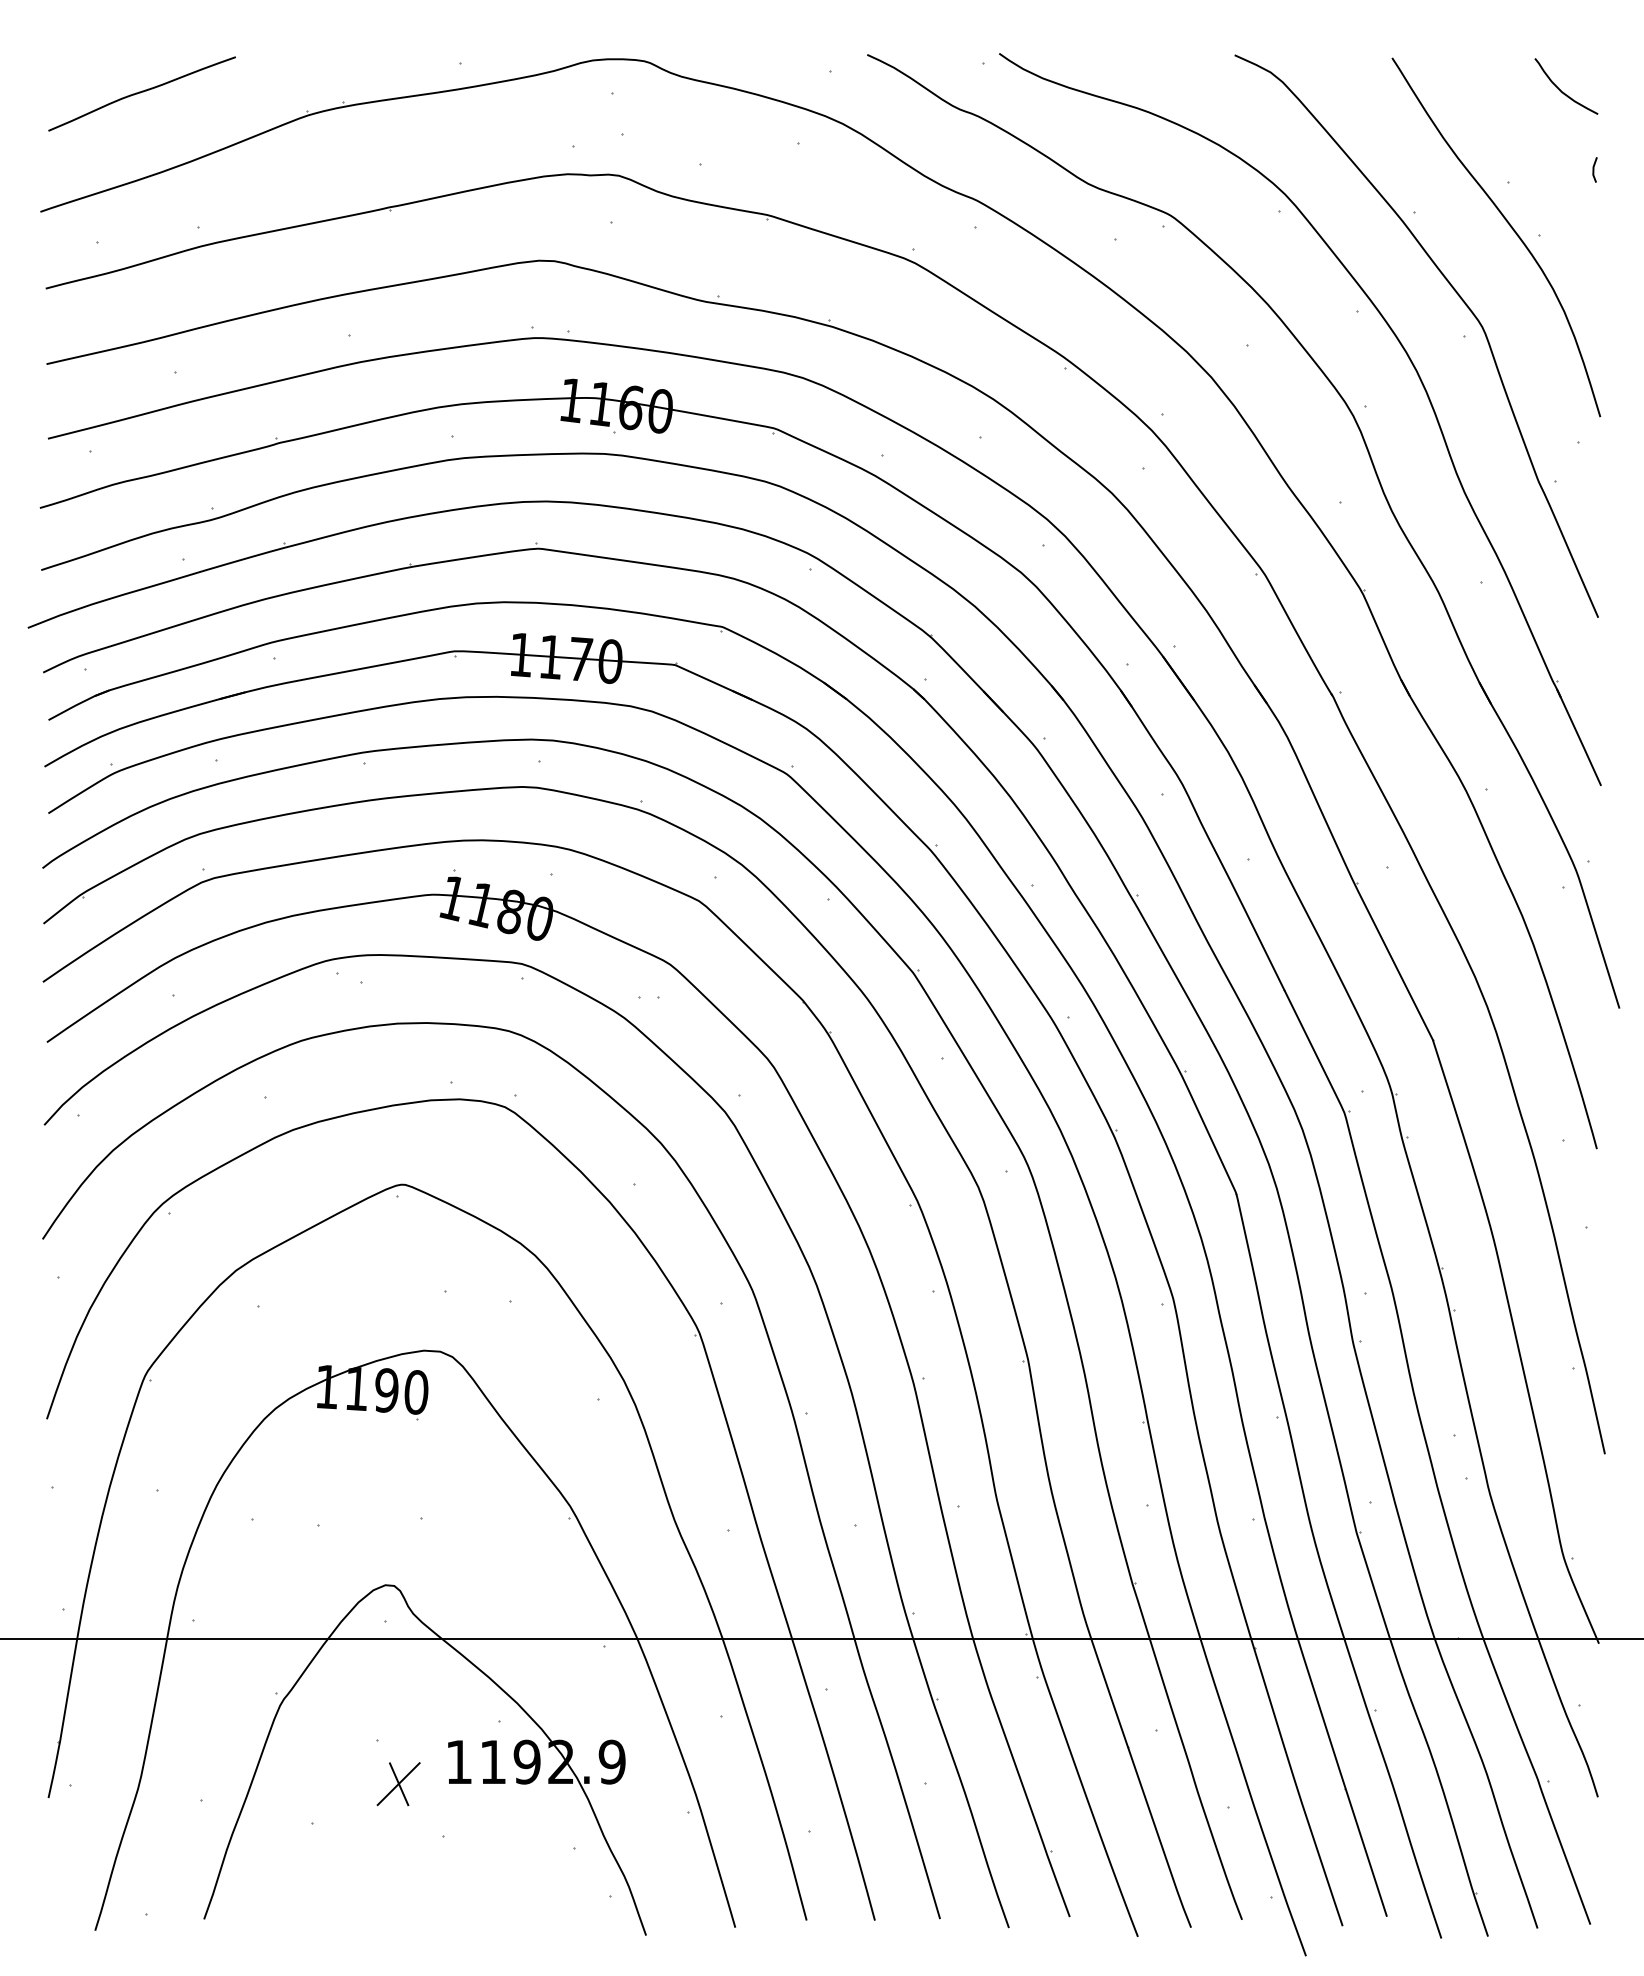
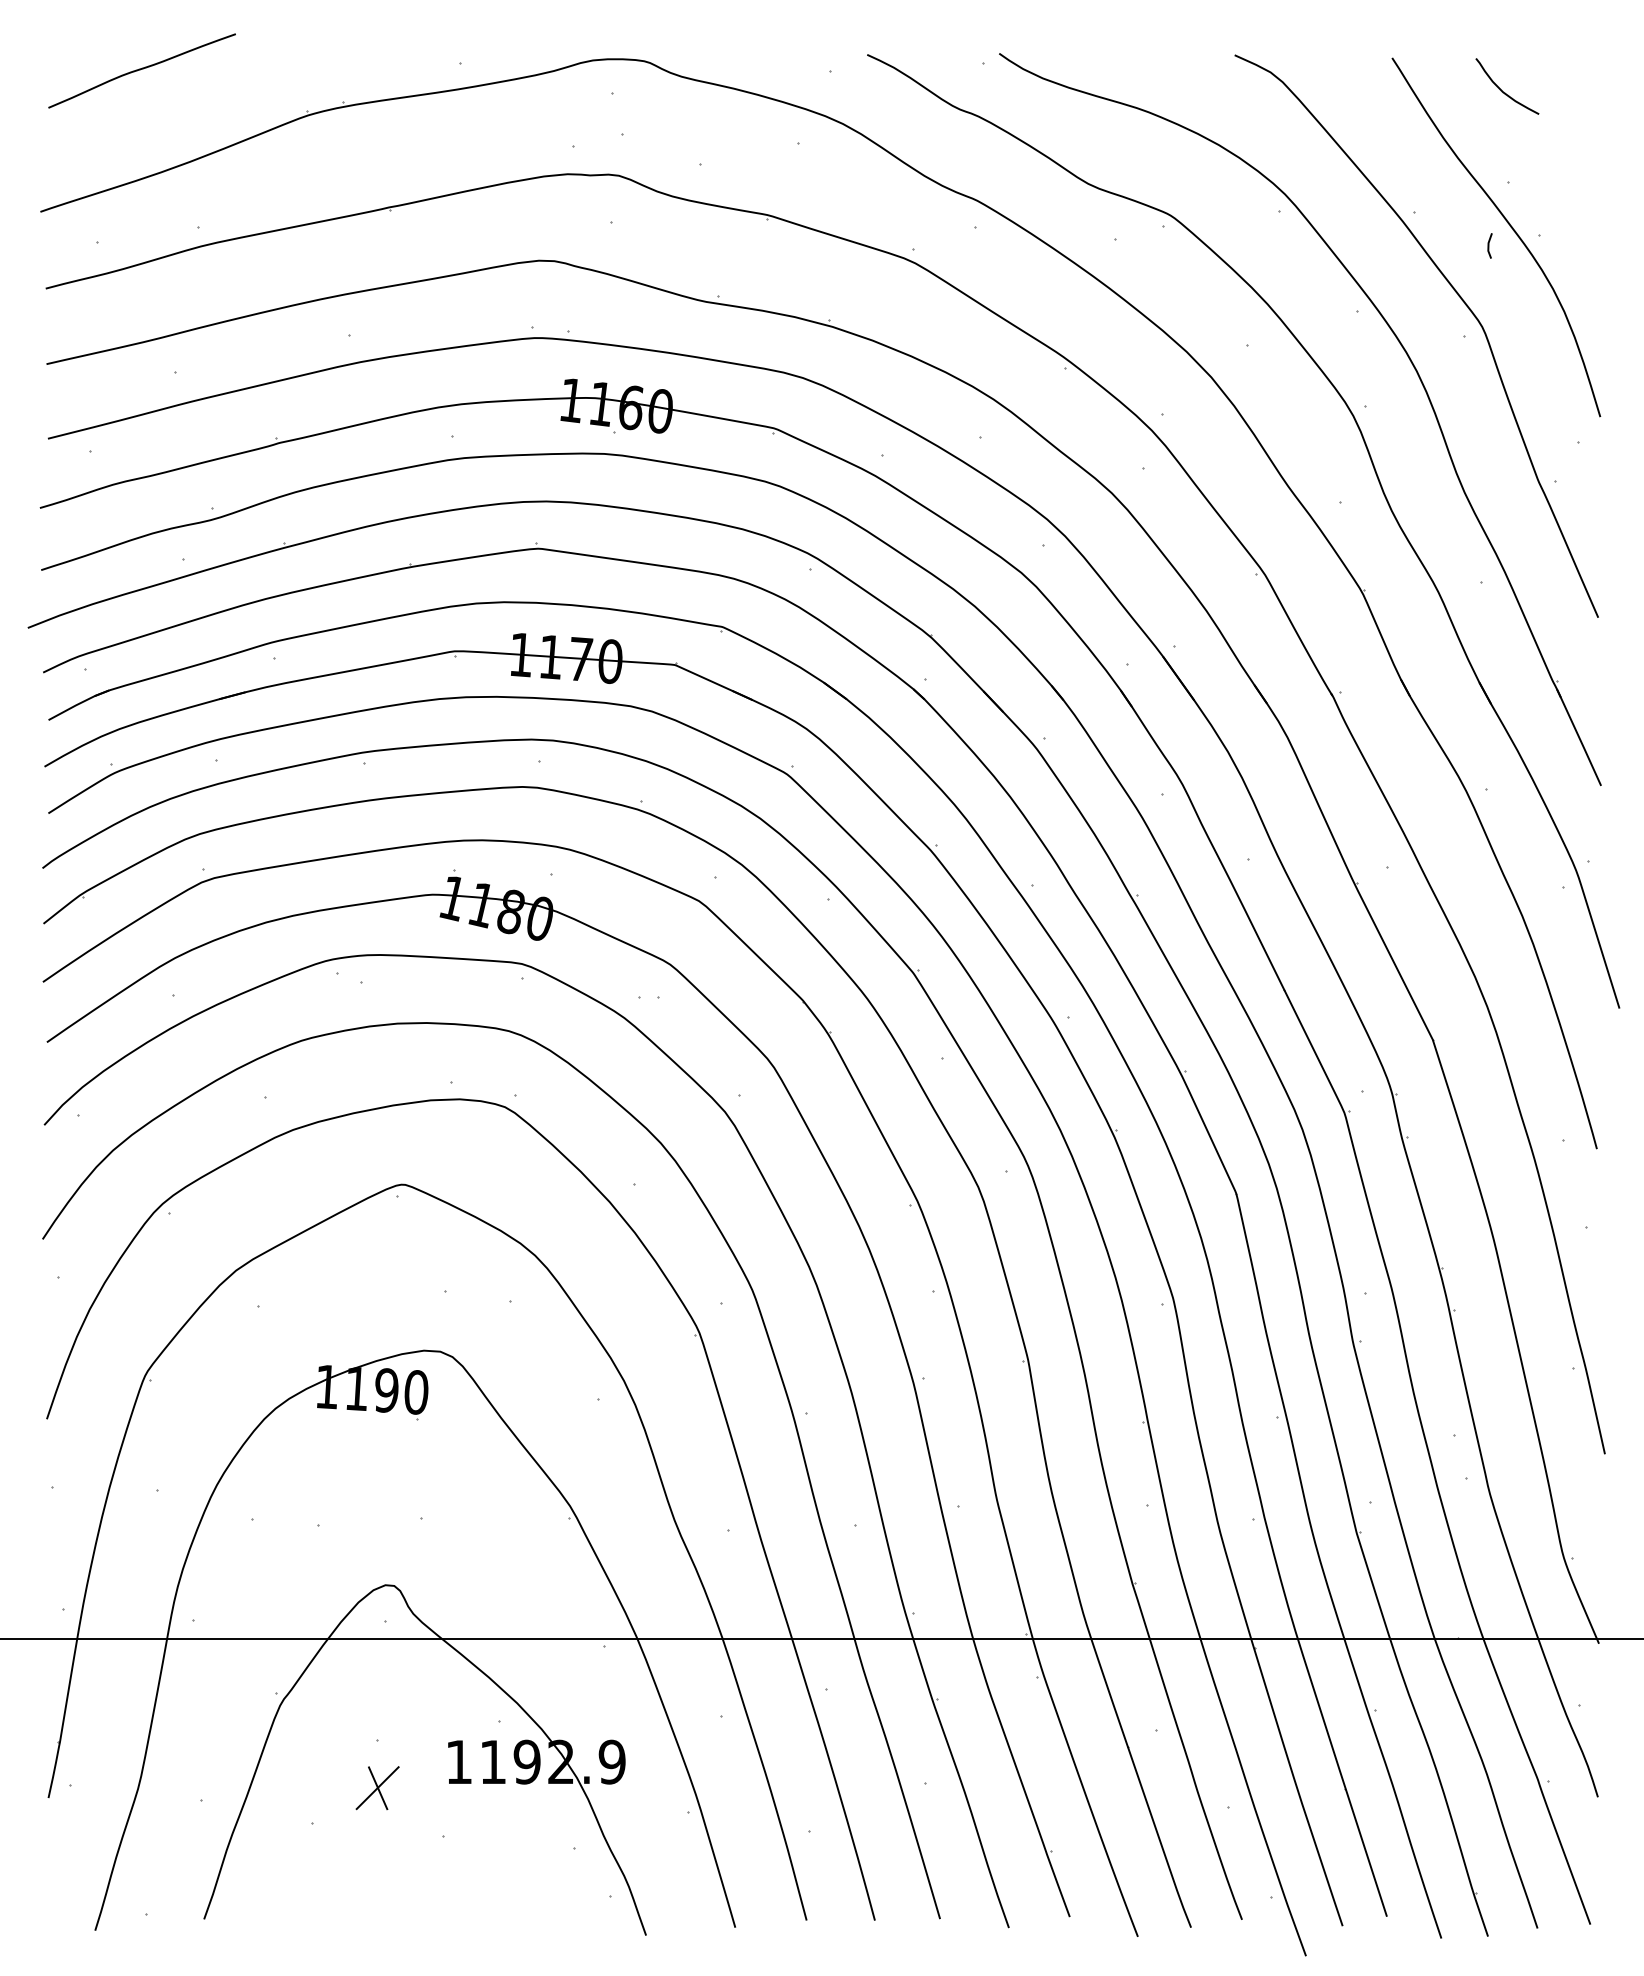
curve position: (141, 92) -> (141, 69) (141, 69)
curve position: (1564, 92) -> (1505, 92) (1505, 92)
line position: (1594, 169) -> (1489, 245) (1489, 245)
part position: (398, 1784) -> (377, 1788) (377, 1788)
